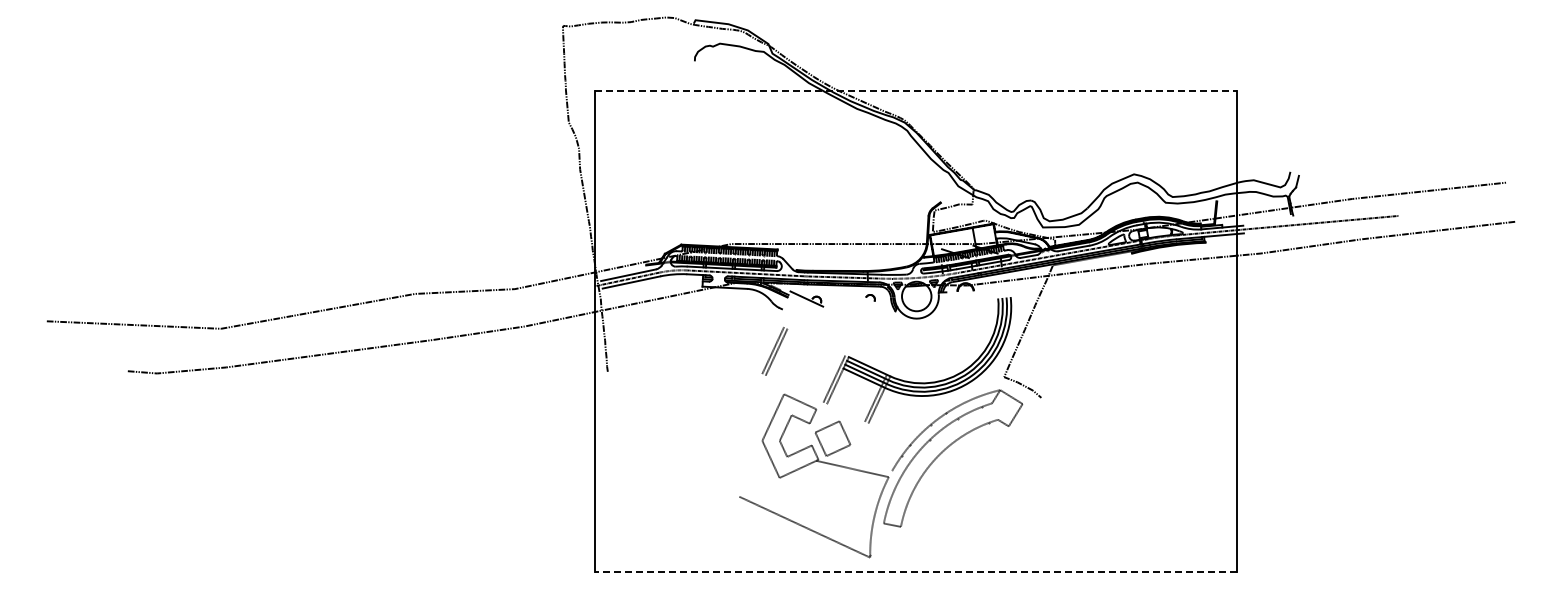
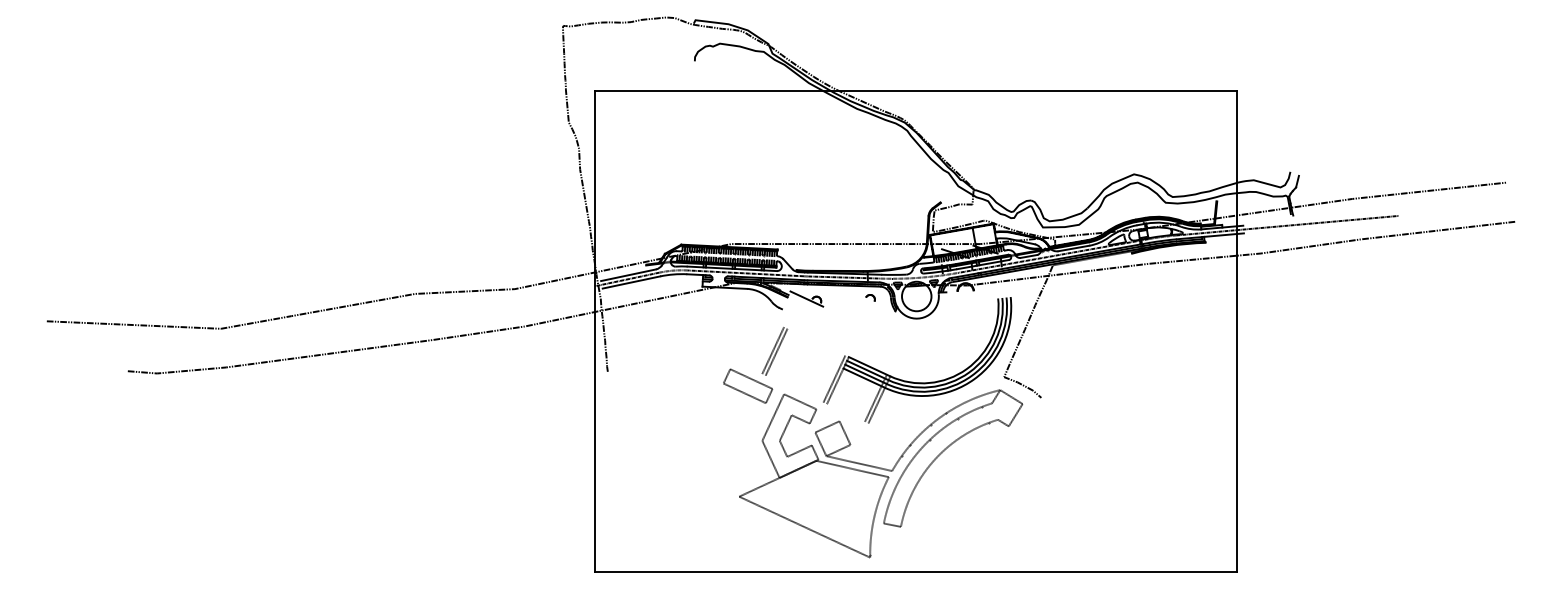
line: dashed -> solid (916, 90)
part: none -> present (748, 385)
line: none -> present (859, 463)
line: none -> present (777, 478)
line: dashed -> solid (915, 572)
